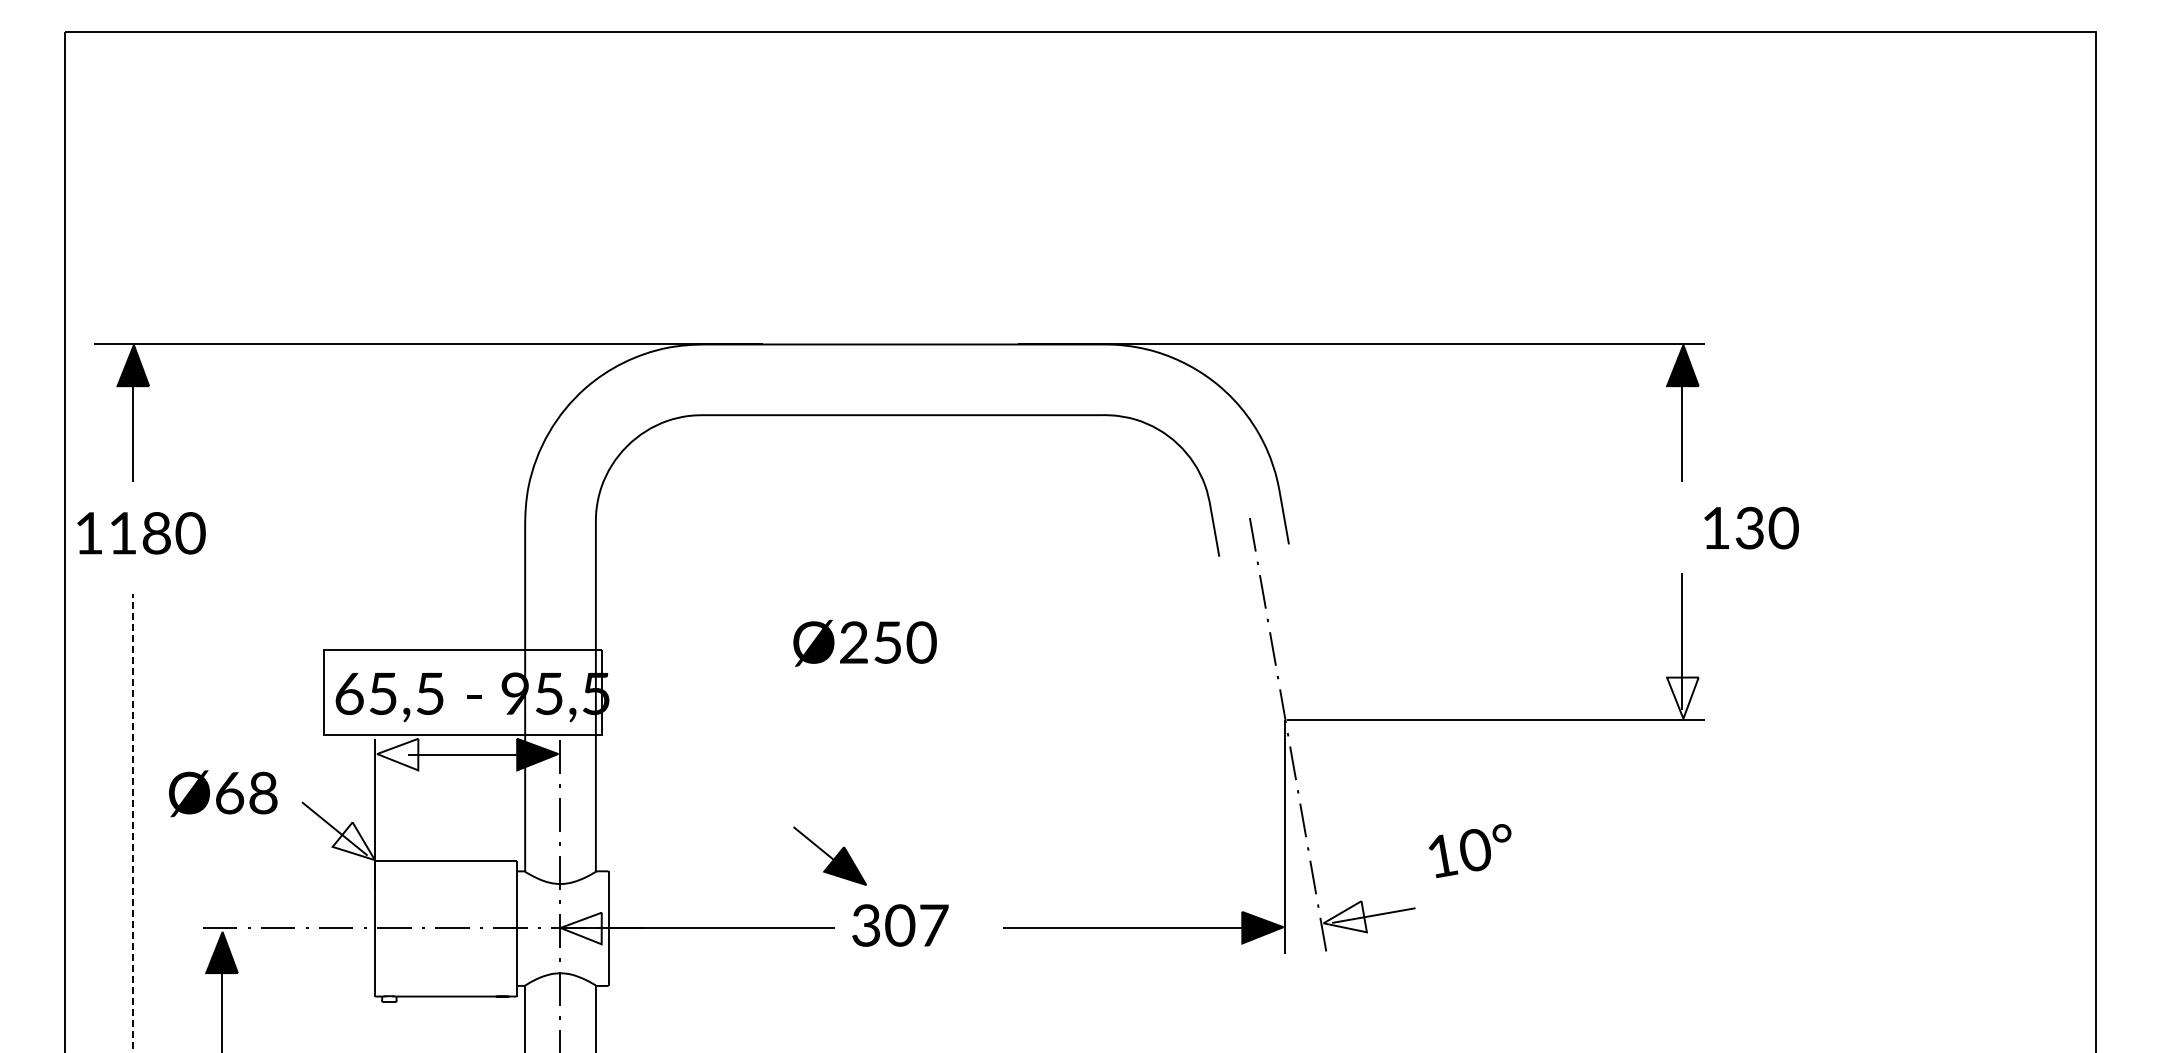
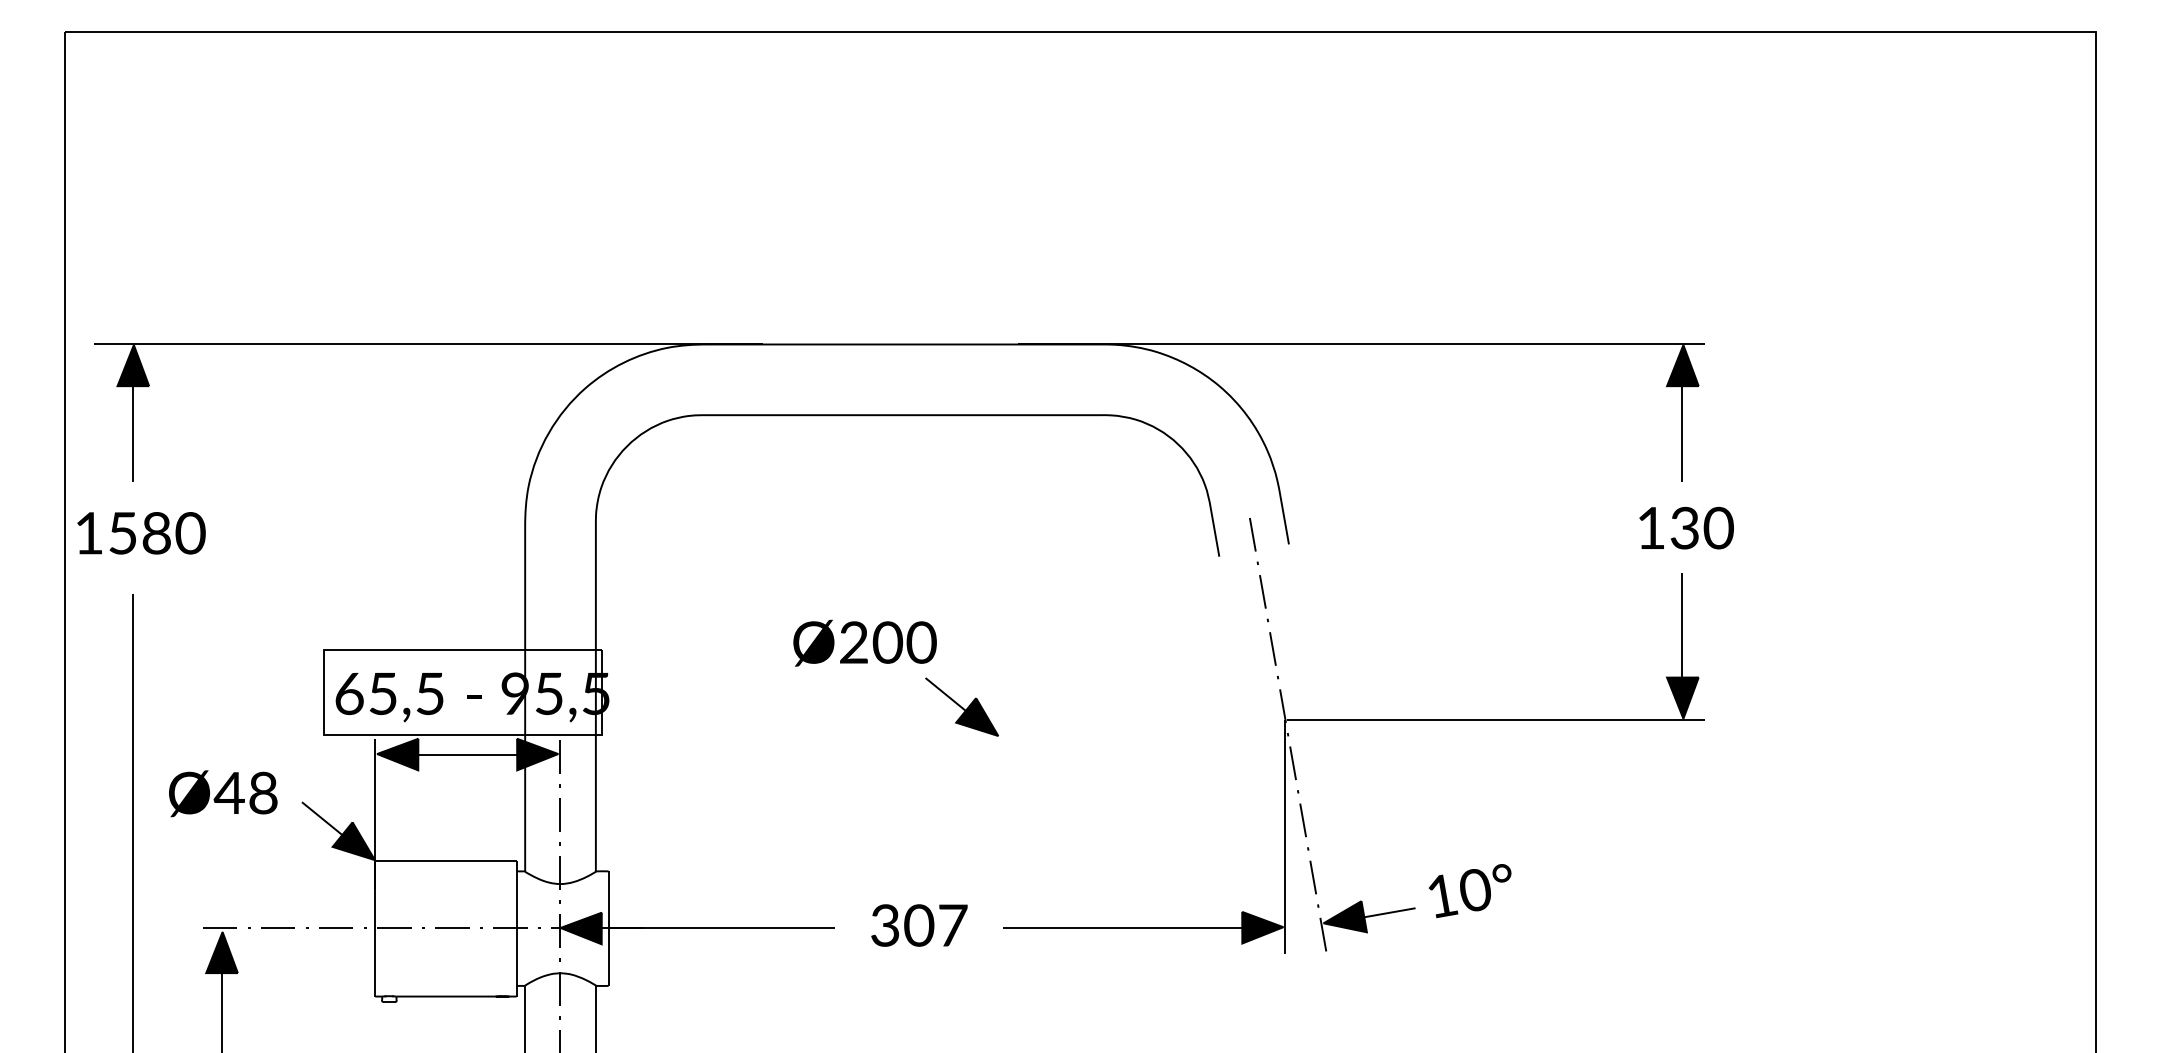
text position: (1751, 527) -> (1686, 527) (1686, 527)
text: 1180 -> 1580 (122, 533)
text: Ø250 -> Ø200 (887, 642)
fill: none -> present (1682, 697)
fill: none -> present (397, 754)
text: Ø68 -> Ø48 (228, 793)
line: dashed -> solid (132, 823)
fill: none -> present (353, 841)
text position: (1469, 851) -> (1469, 891) (1469, 891)
part position: (829, 855) -> (961, 706) (961, 706)
fill: none -> present (1344, 916)
text position: (900, 925) -> (919, 925) (919, 925)
fill: none -> present (580, 928)
